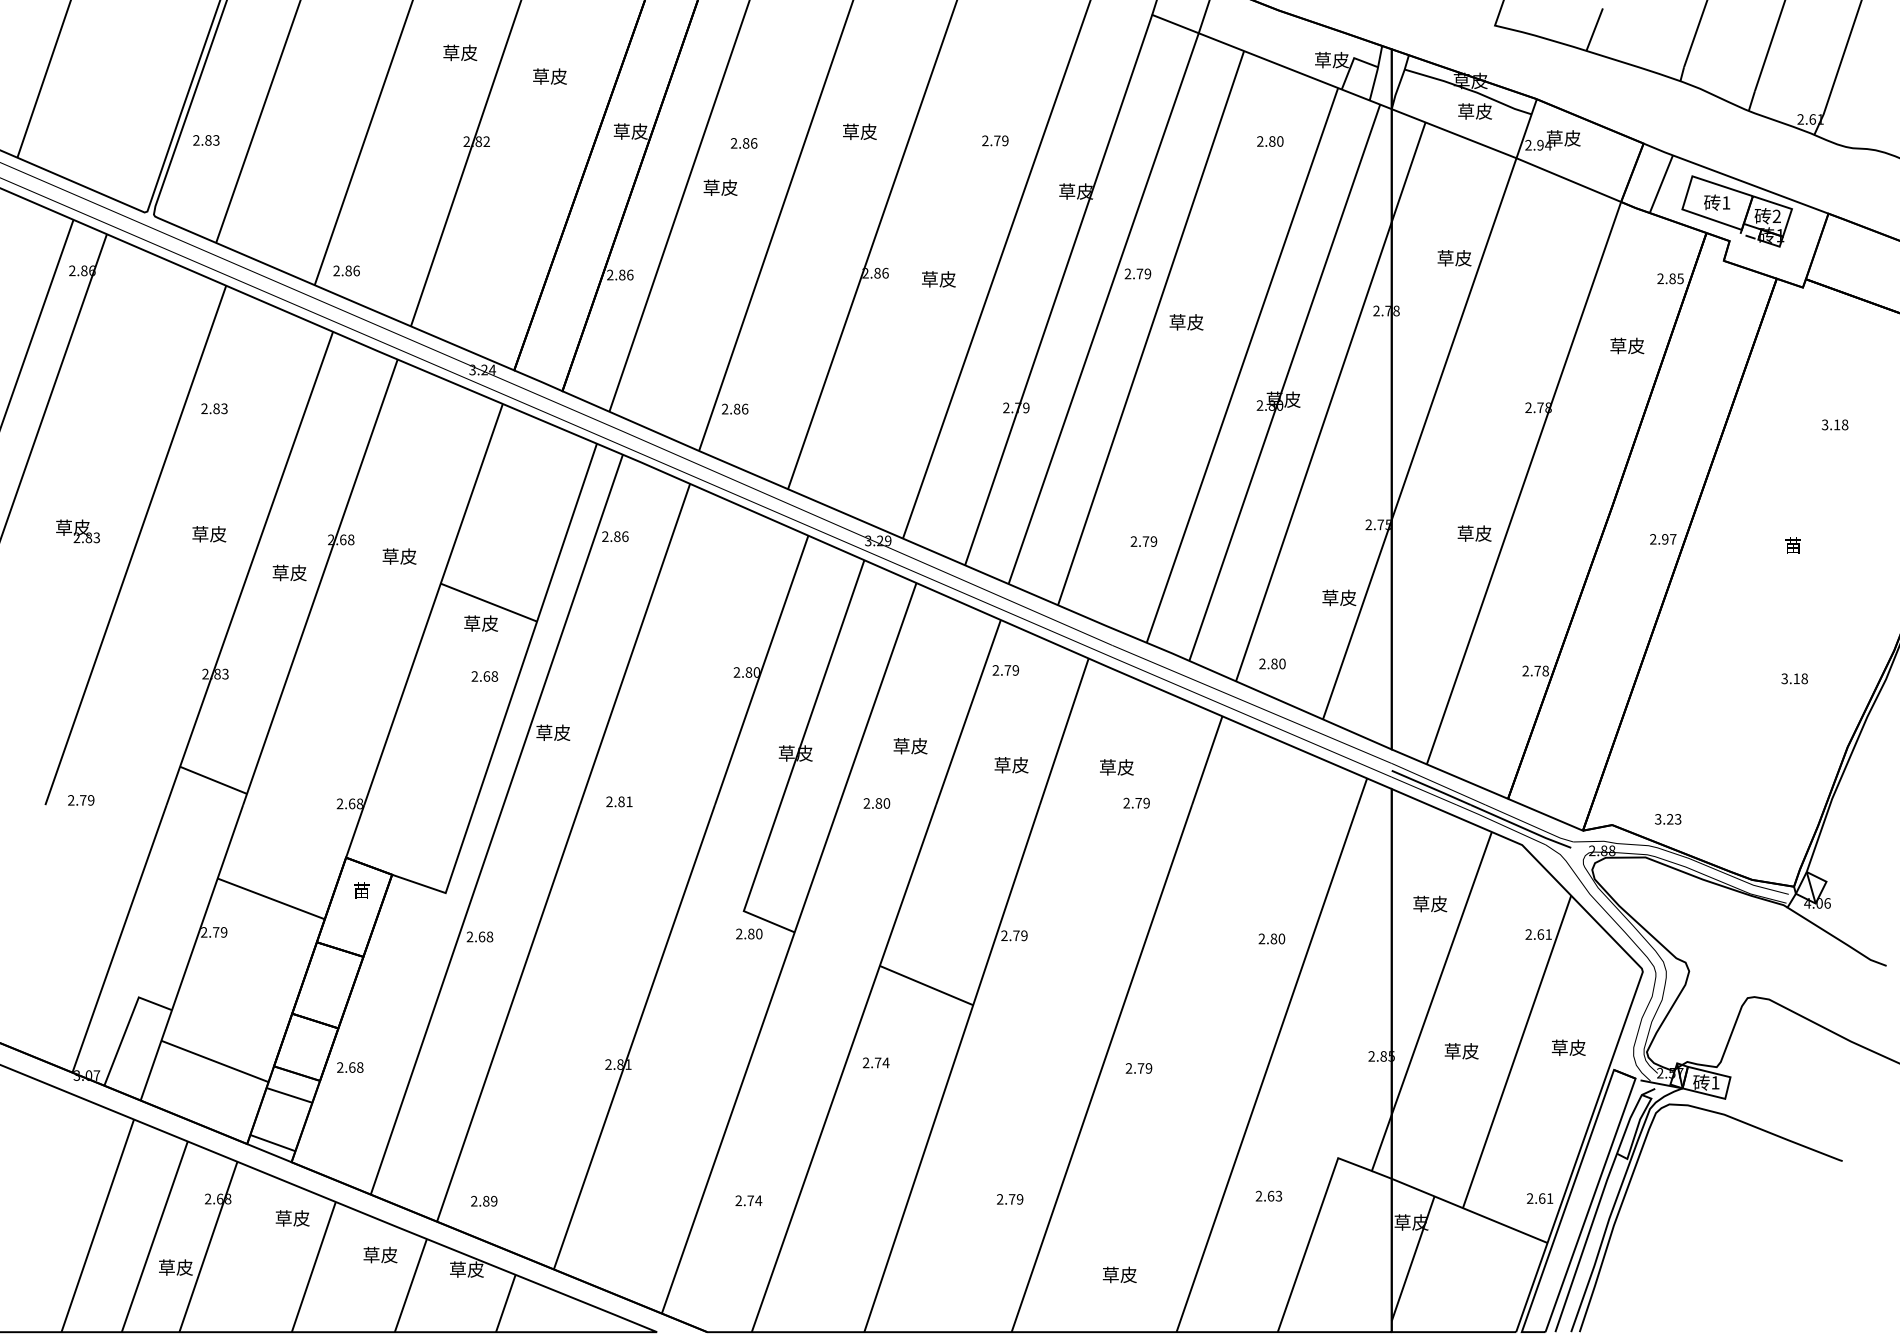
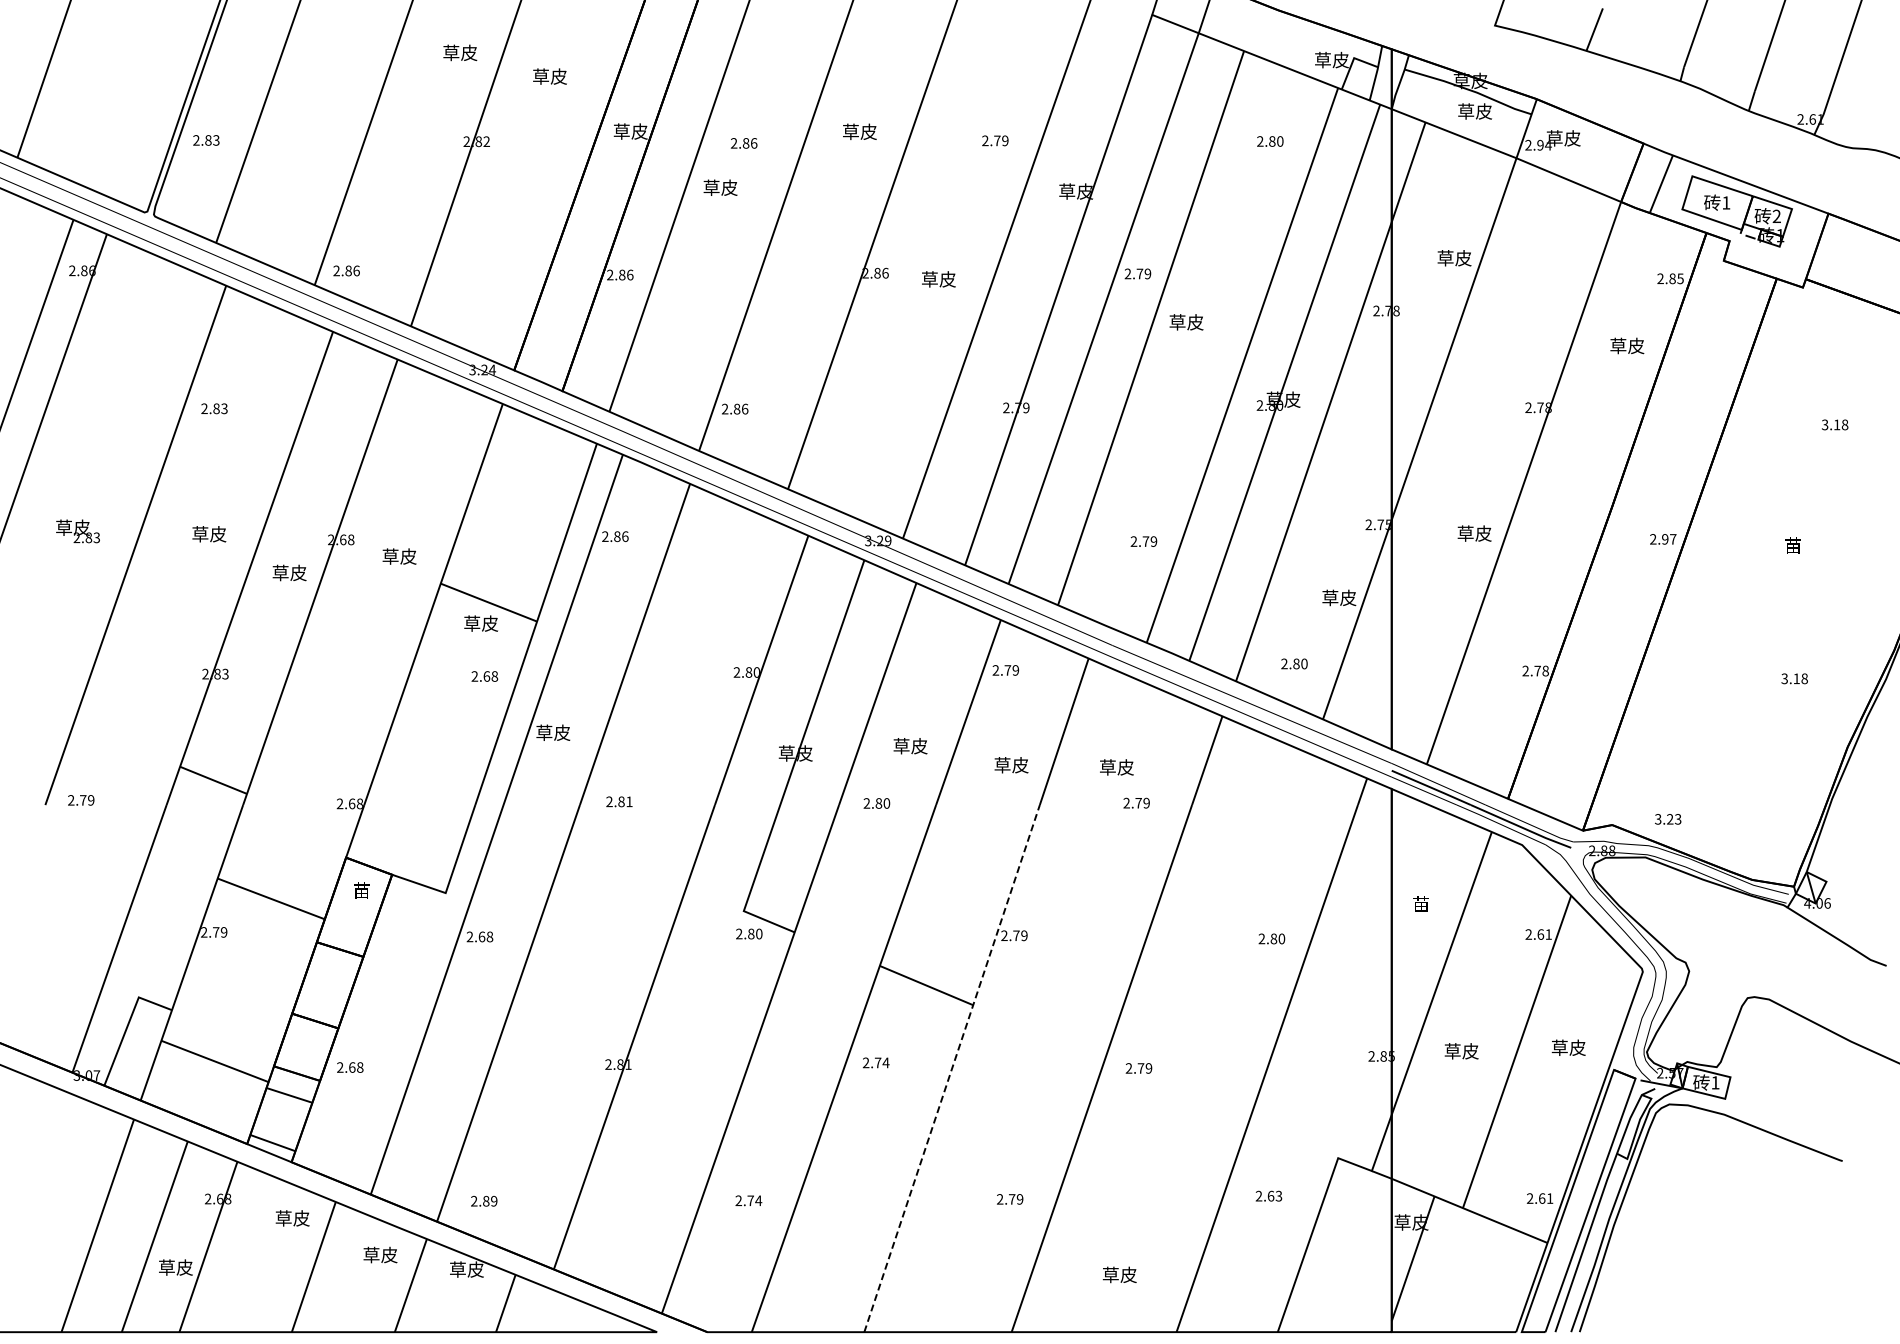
text position: (1272, 663) -> (1294, 663) (1294, 663)
text: 草皮 -> 苗 (1430, 903)
line: solid -> dashed (952, 1068)
